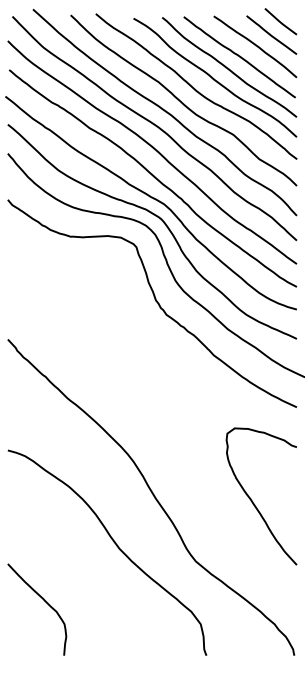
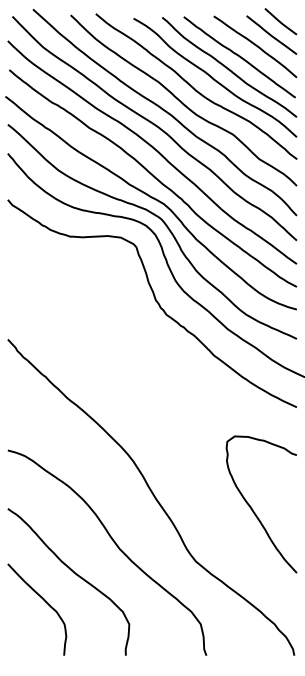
curve position: (253, 501) -> (253, 509) (253, 509)
curve: none -> present (72, 572)
